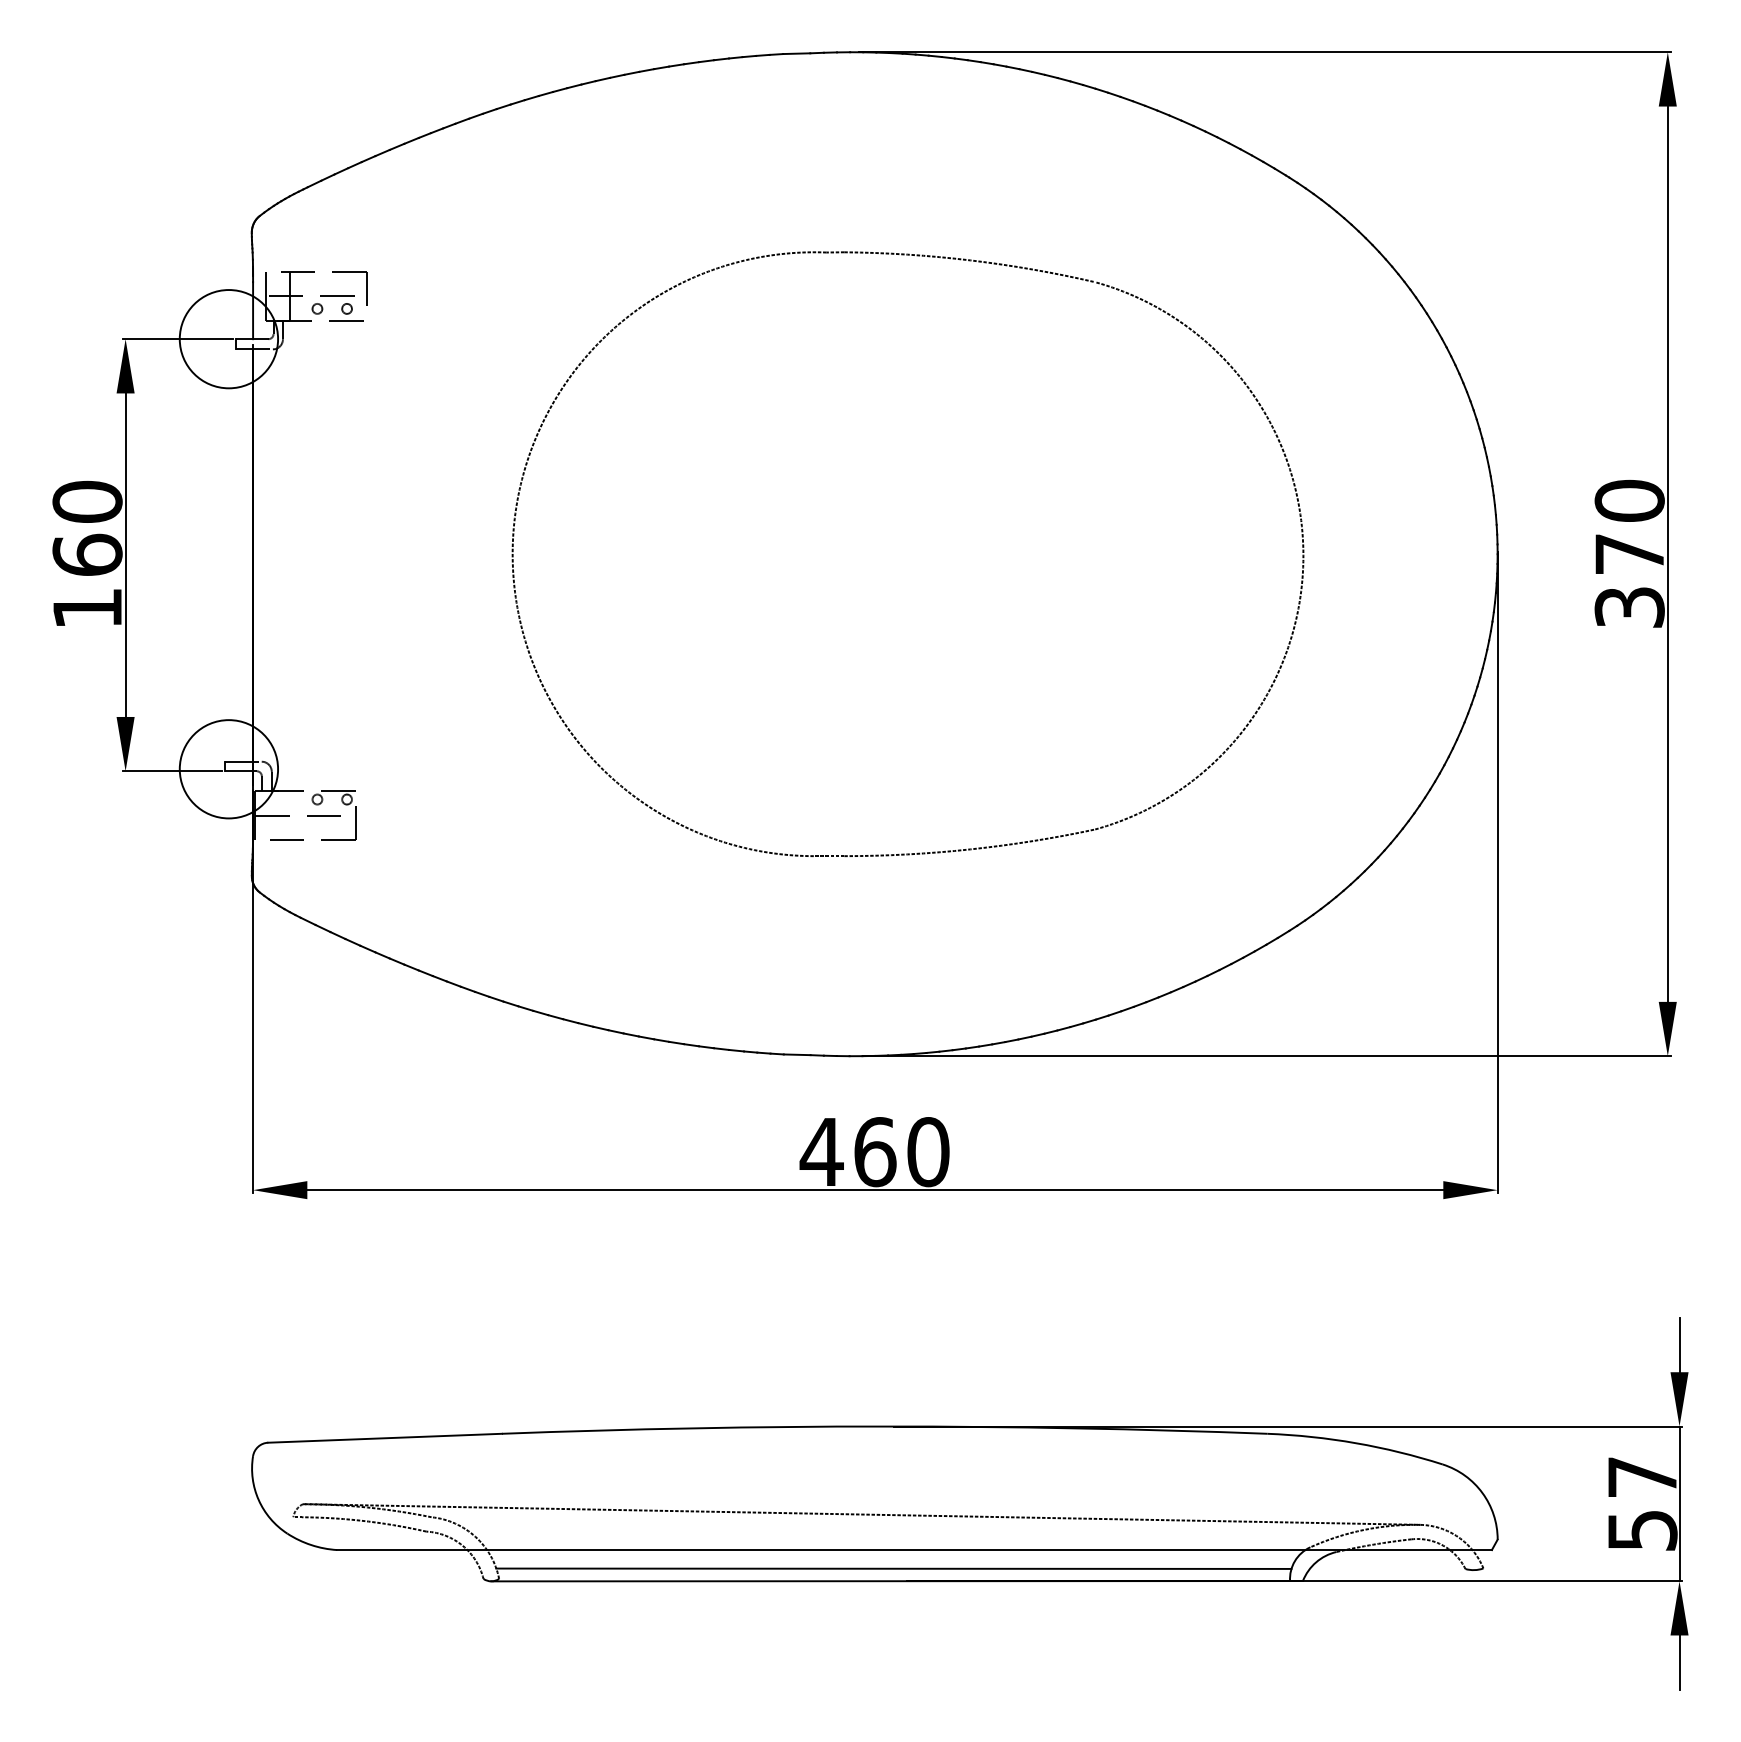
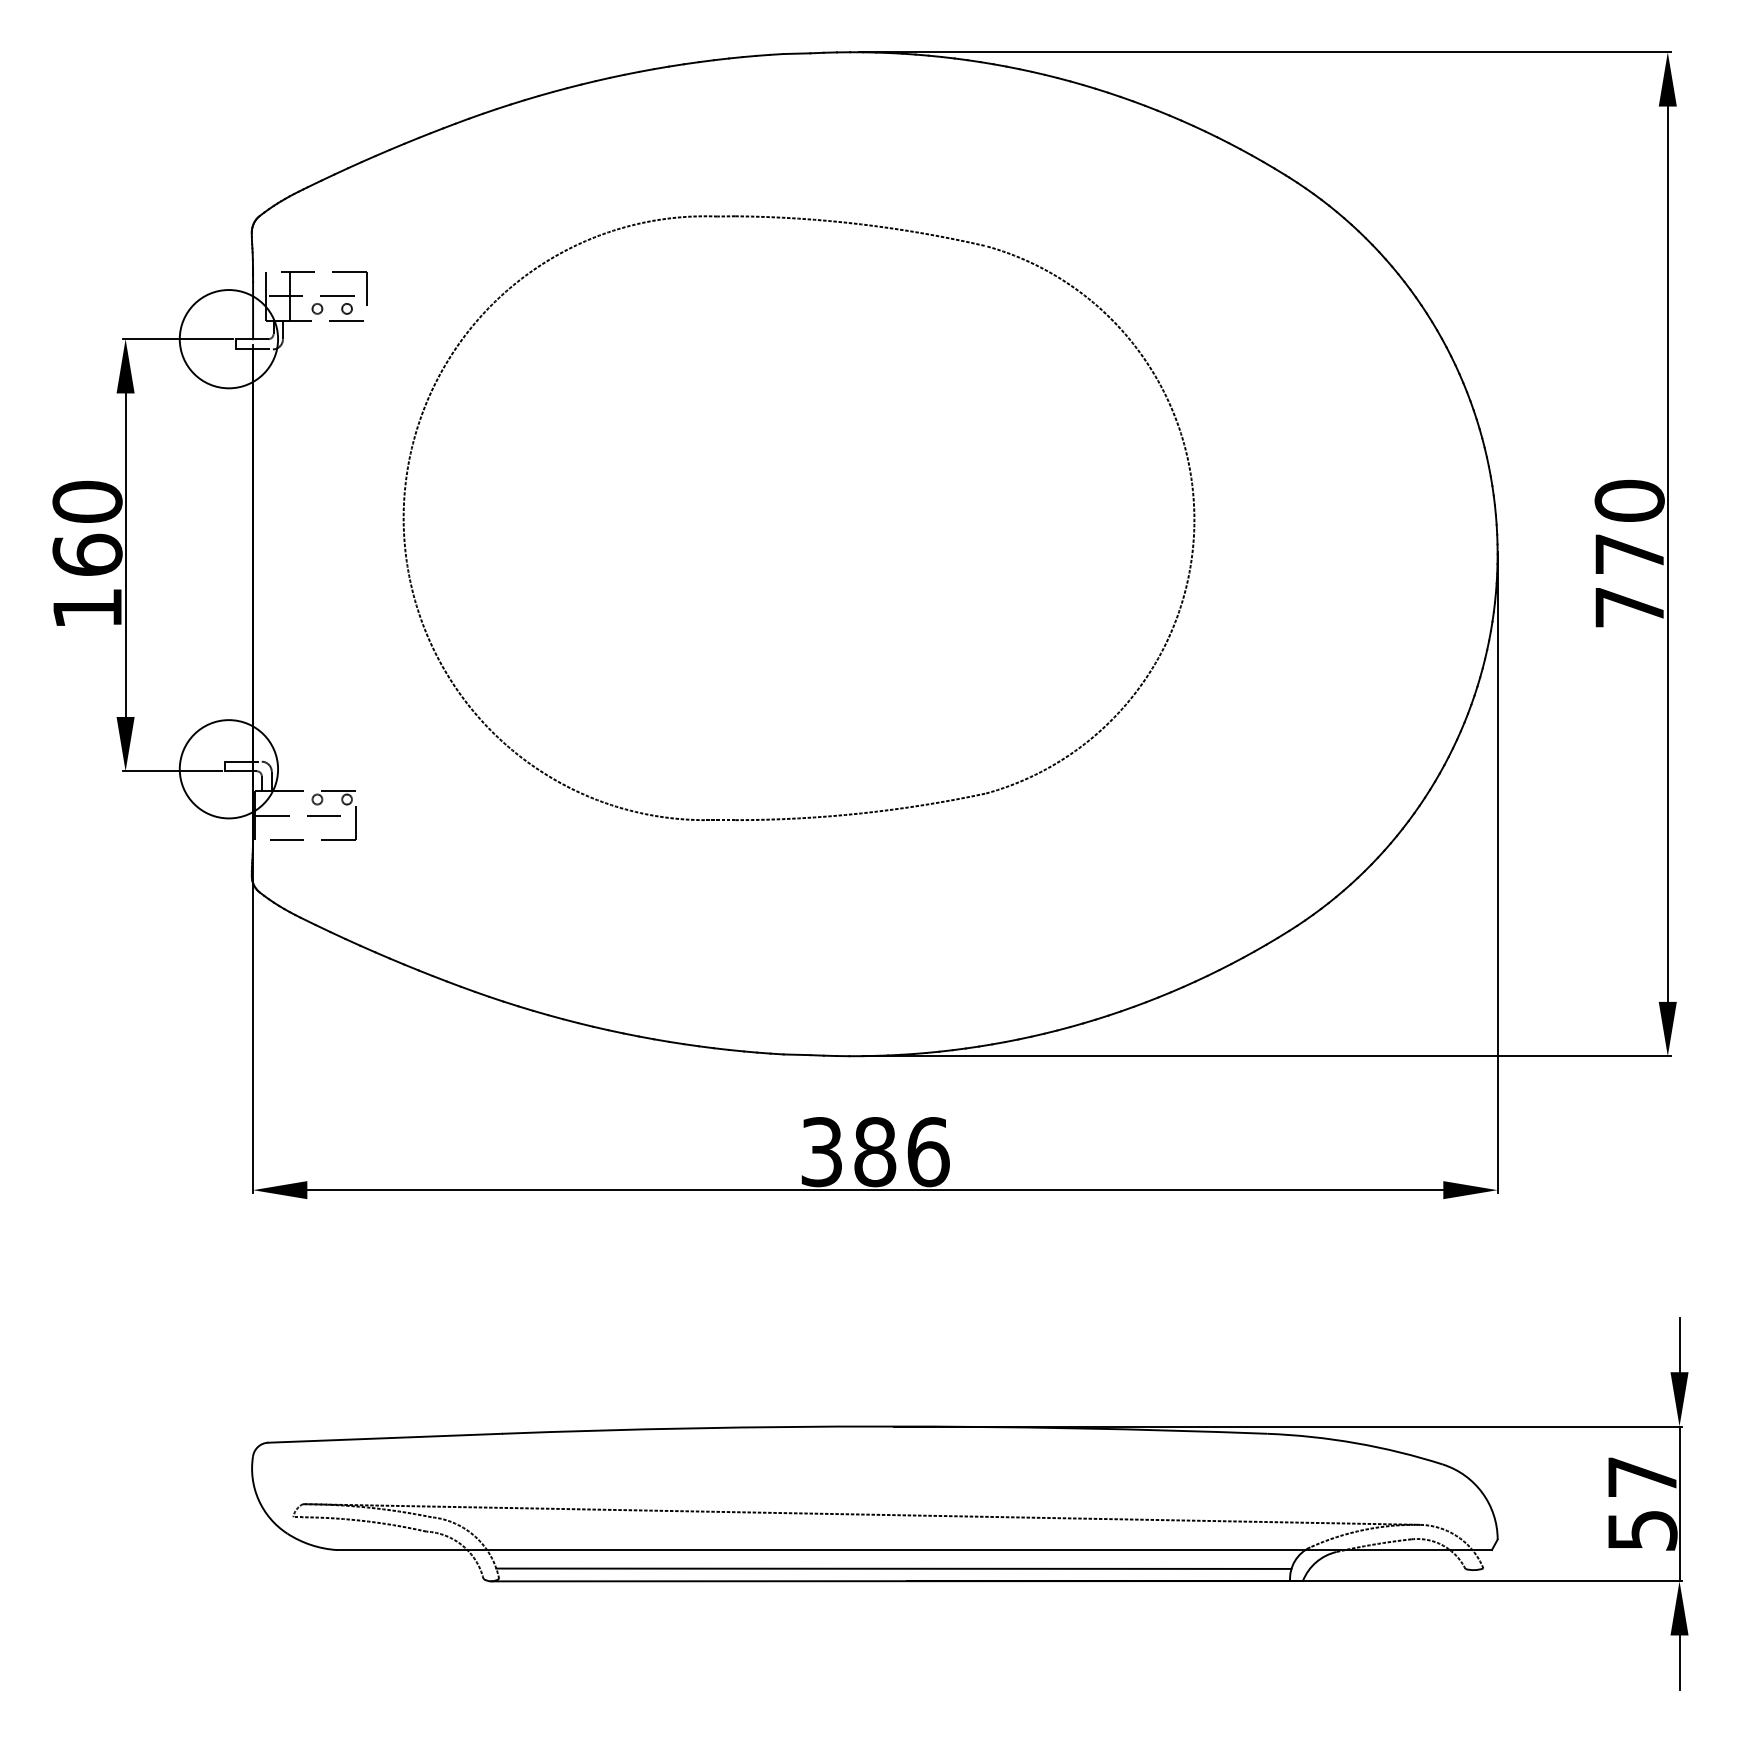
part position: (928, 257) -> (819, 221) (819, 221)
text: 370 -> 770 (1629, 607)
text: 460 -> 386 (874, 1152)
